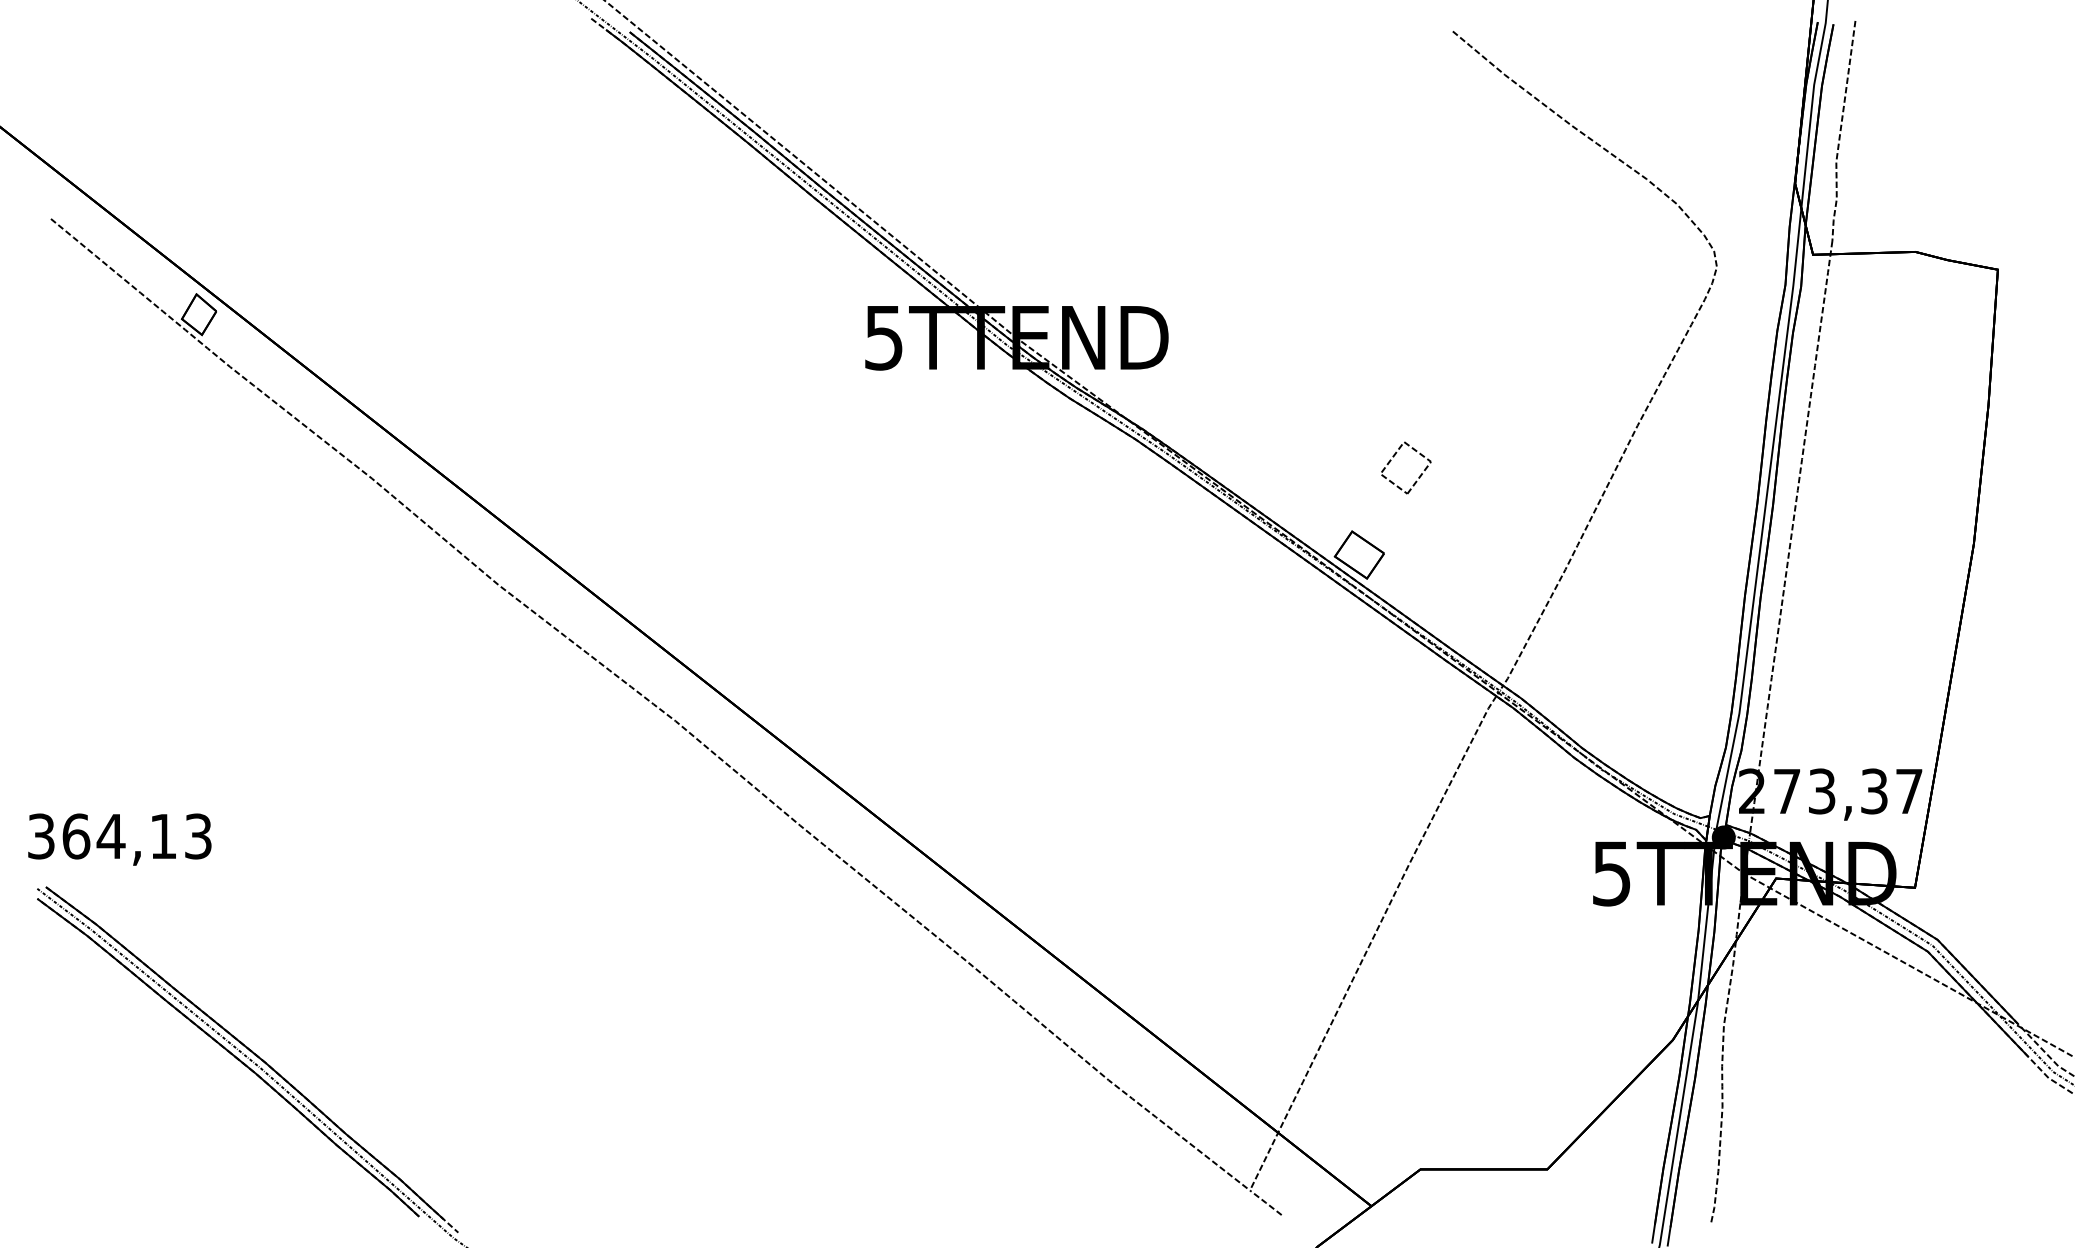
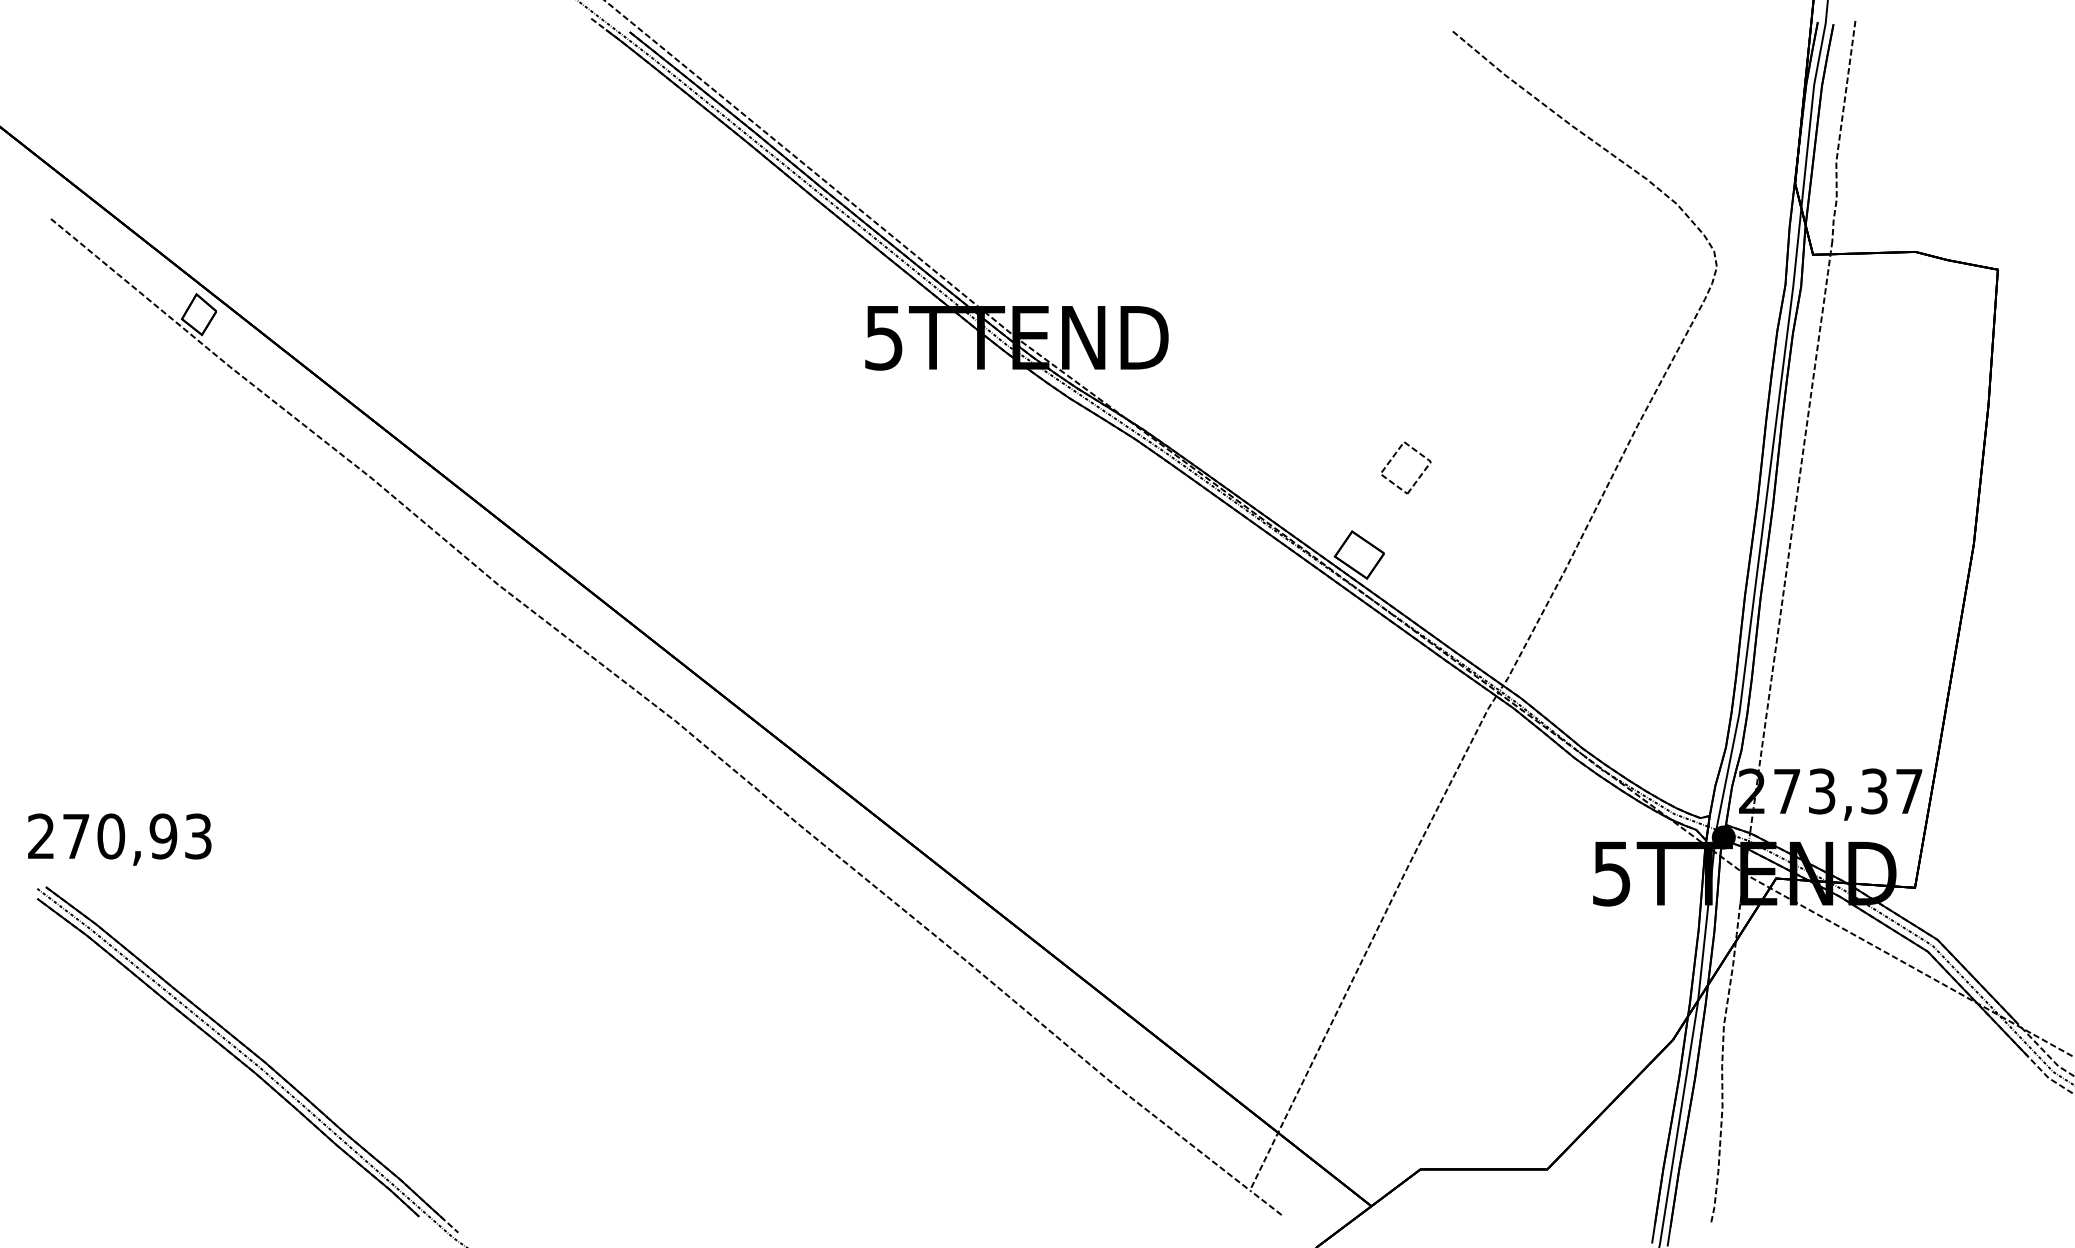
text: 364,13 -> 270,93 (102, 836)
